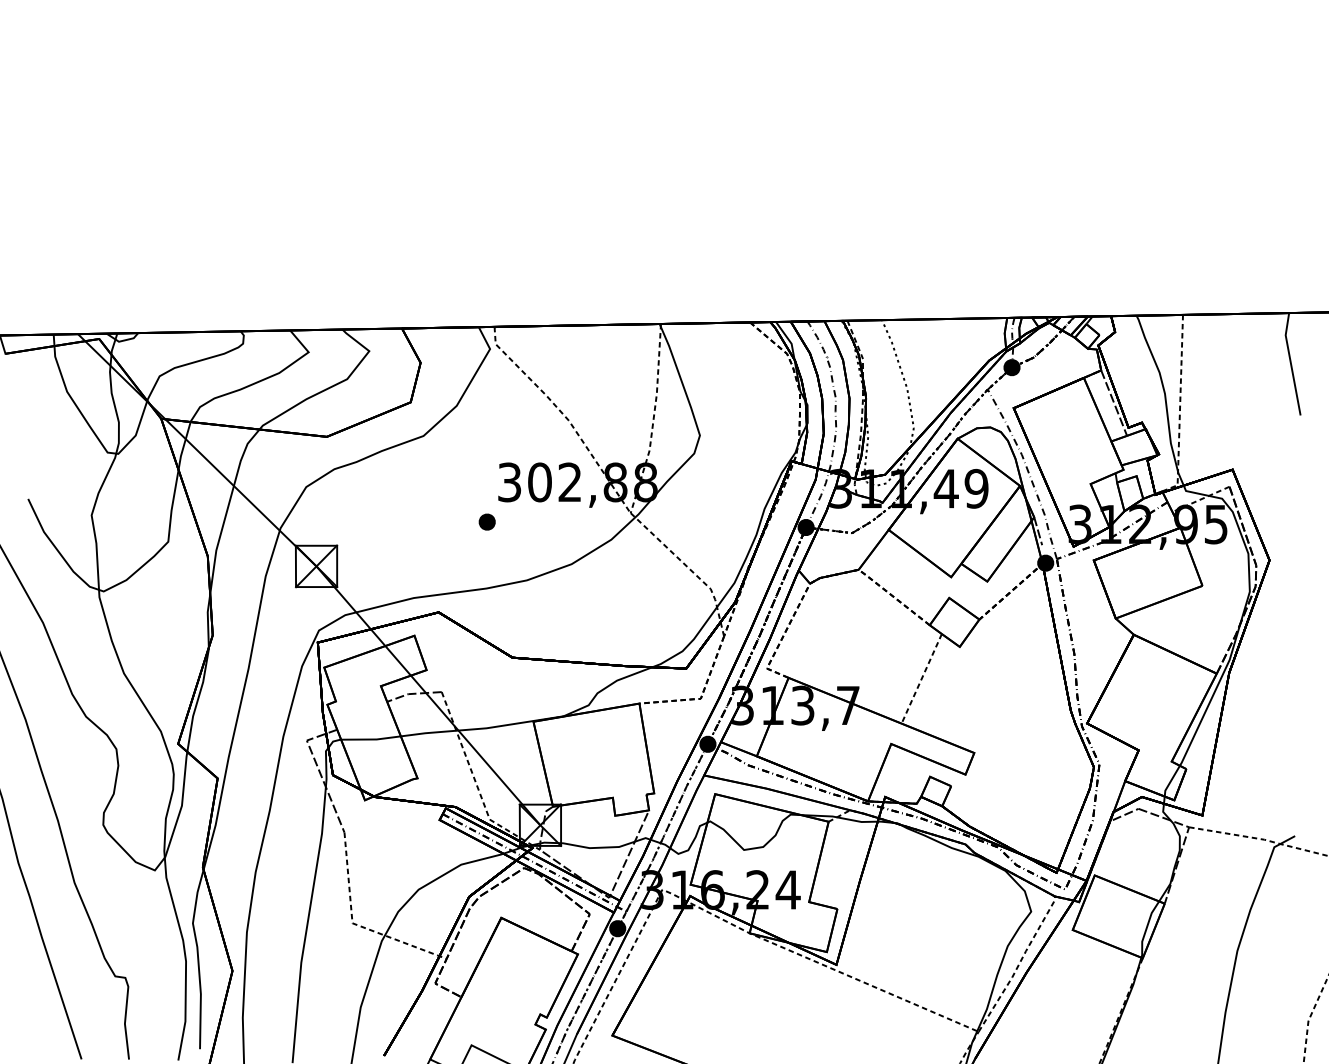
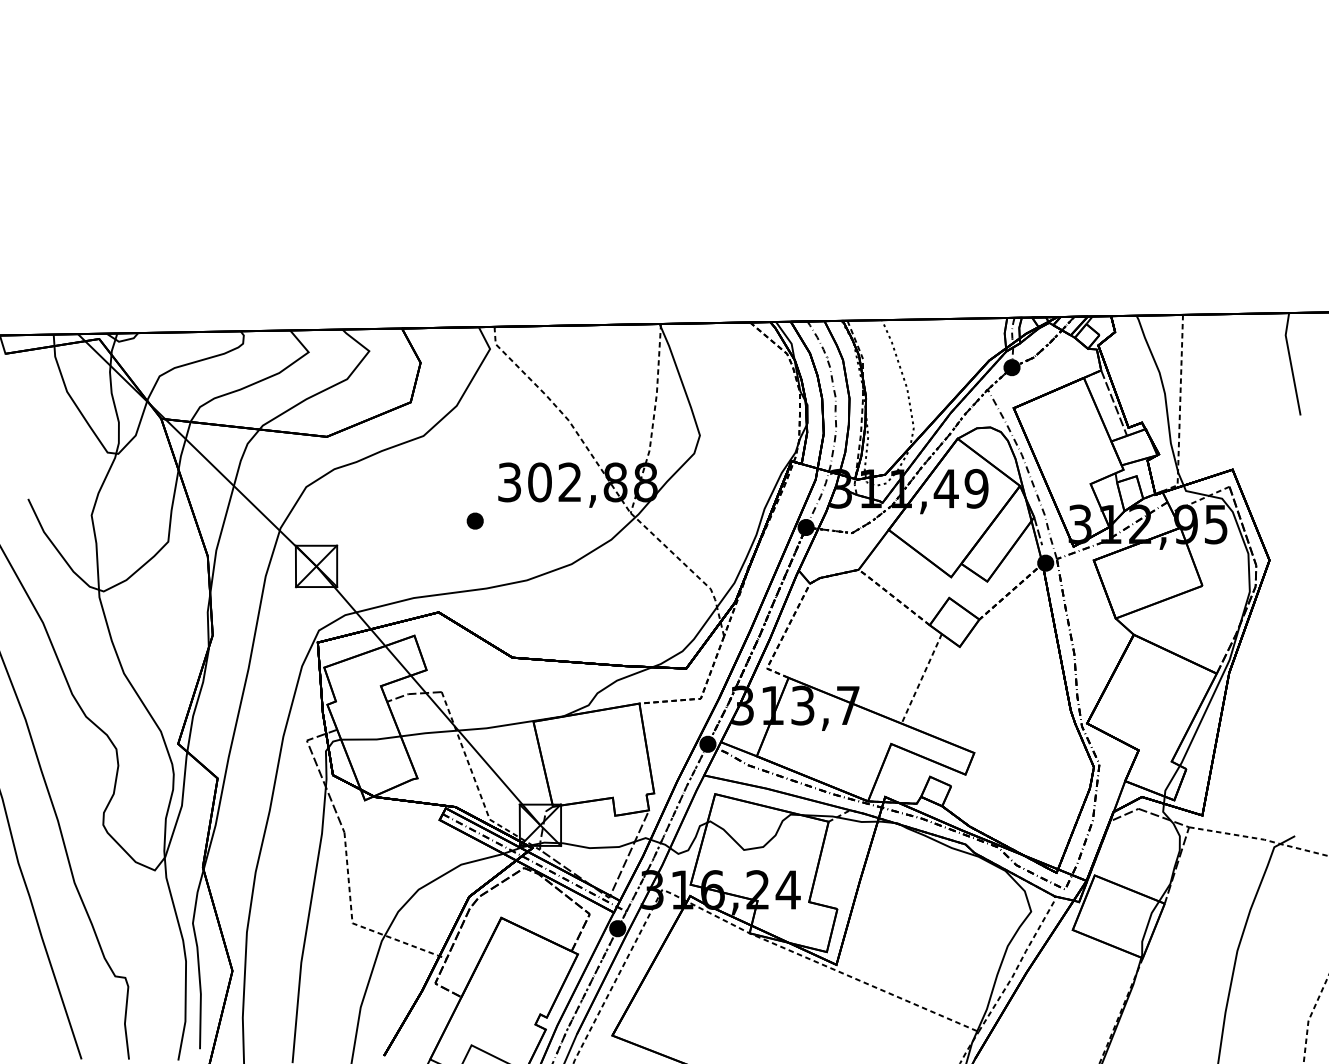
part position: (486, 521) -> (474, 520) (474, 520)
